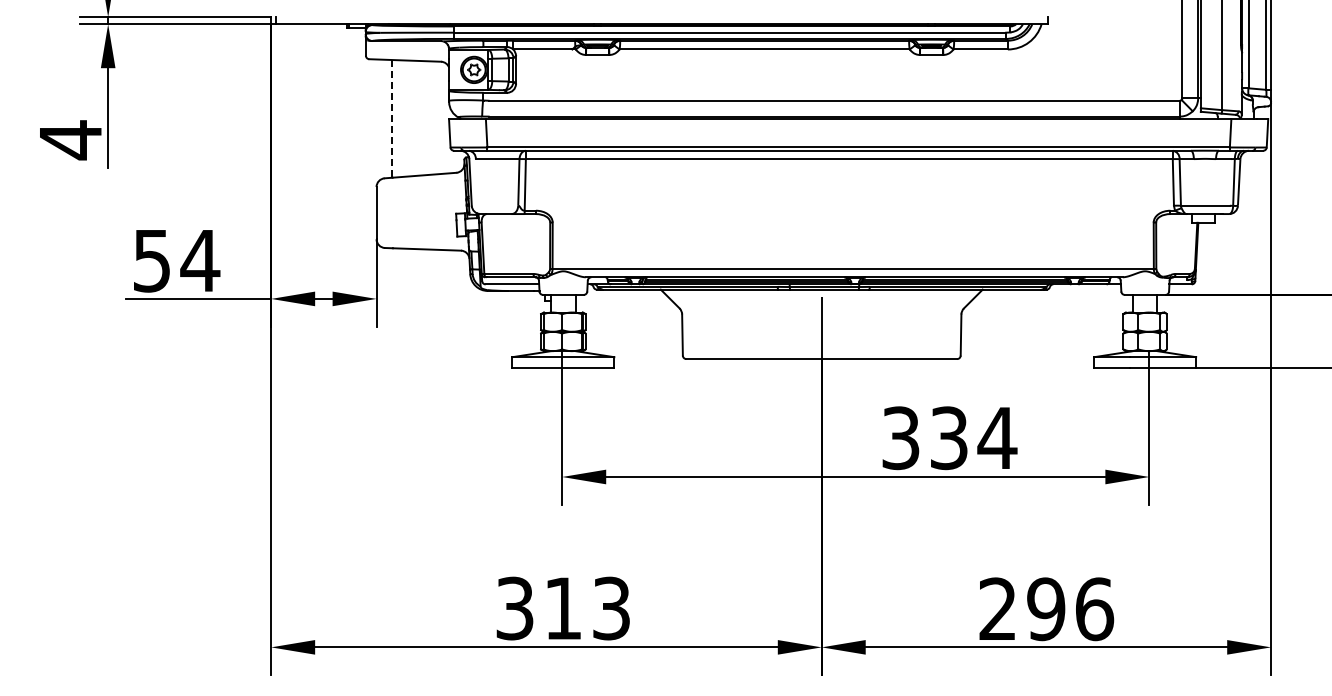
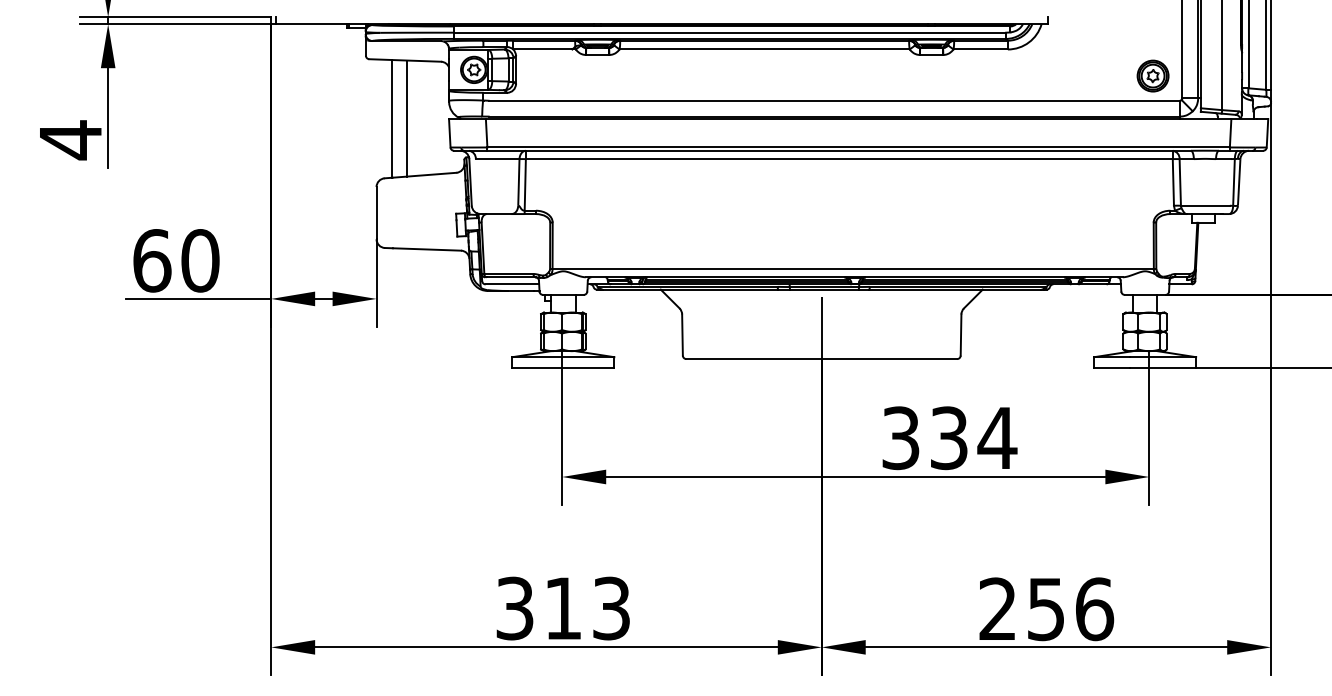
part: none -> present (1152, 75)
line: dashed -> solid (392, 118)
line: none -> present (406, 118)
text: 54 -> 60 (176, 260)
text: 296 -> 256 (1046, 608)
